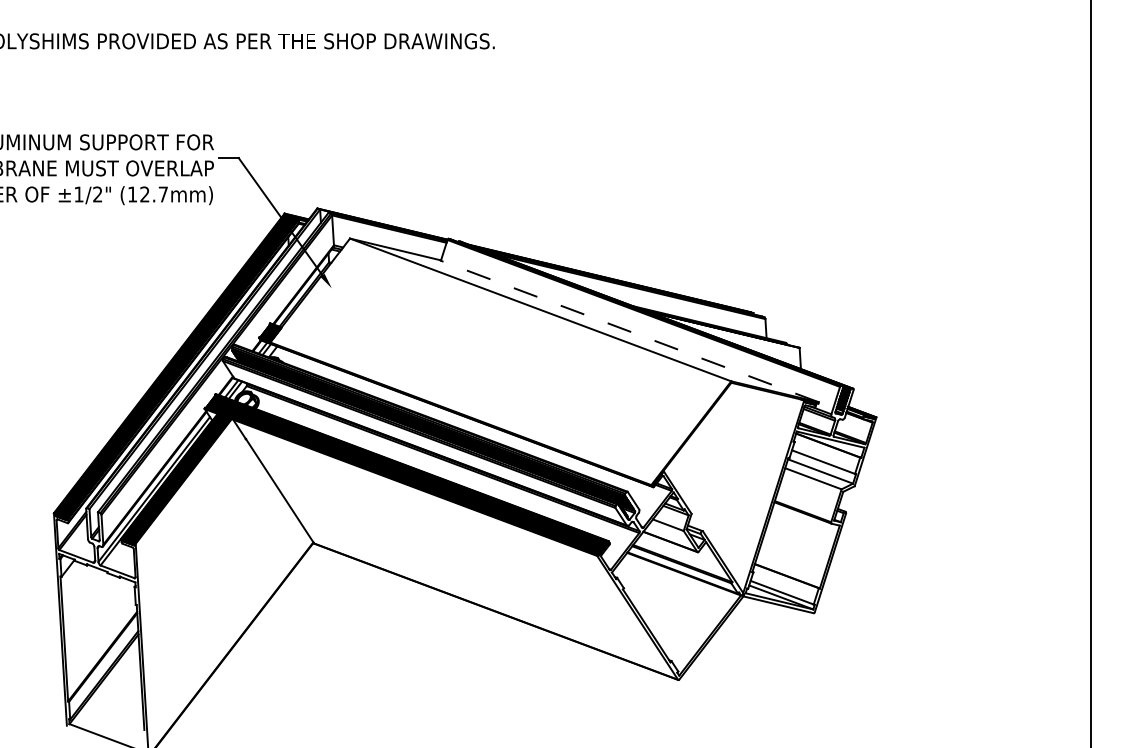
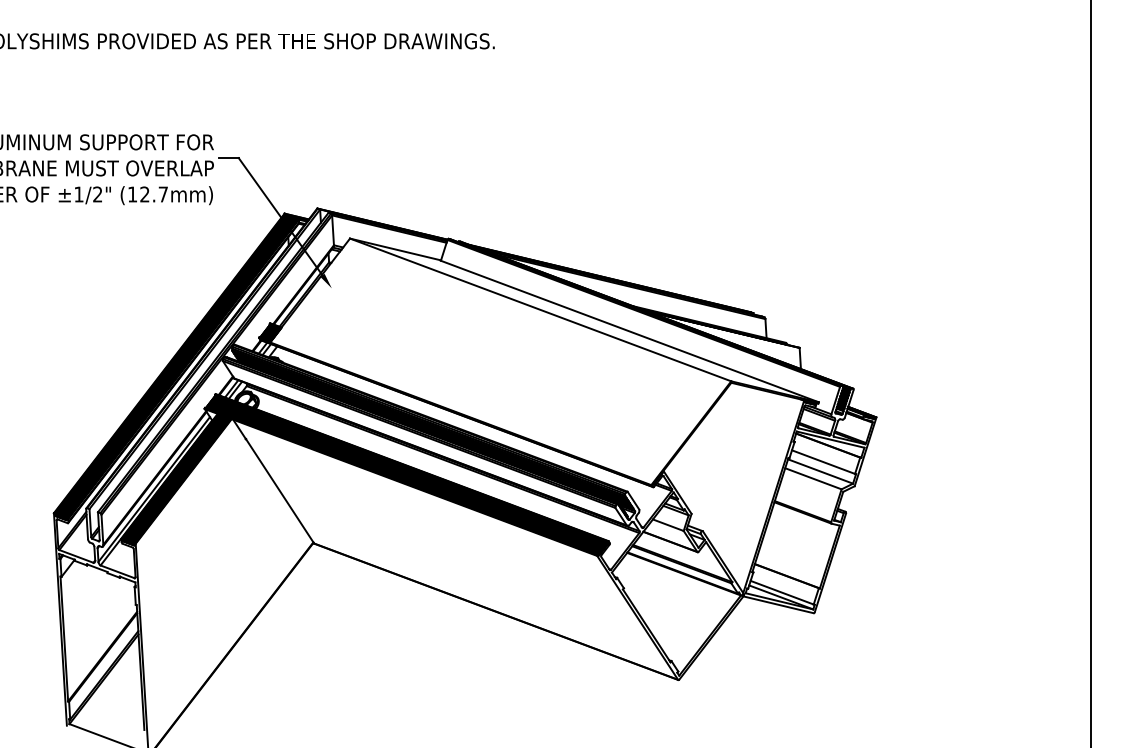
line: dashed -> solid (629, 331)
